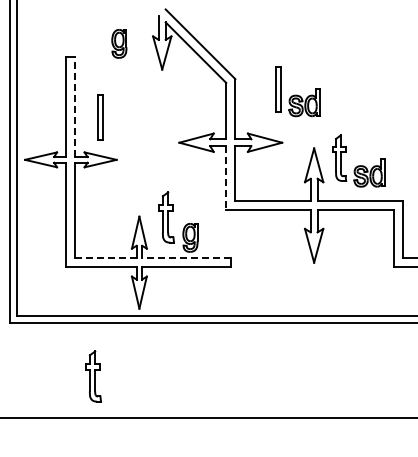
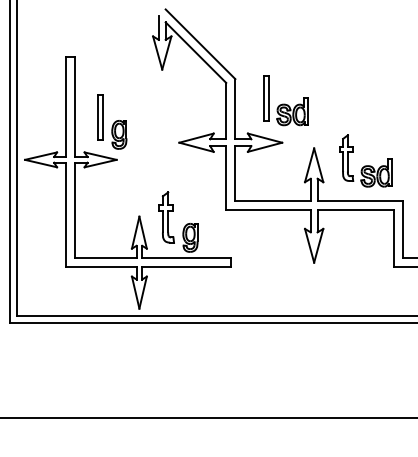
part position: (119, 43) -> (119, 134) (119, 134)
part position: (297, 91) -> (285, 100) (285, 100)
line: dashed -> solid (75, 107)
part position: (358, 160) -> (365, 160) (365, 160)
line: dashed -> solid (226, 178)
line: dashed -> solid (105, 258)
line: dashed -> solid (186, 258)
part: present -> none (93, 376)
